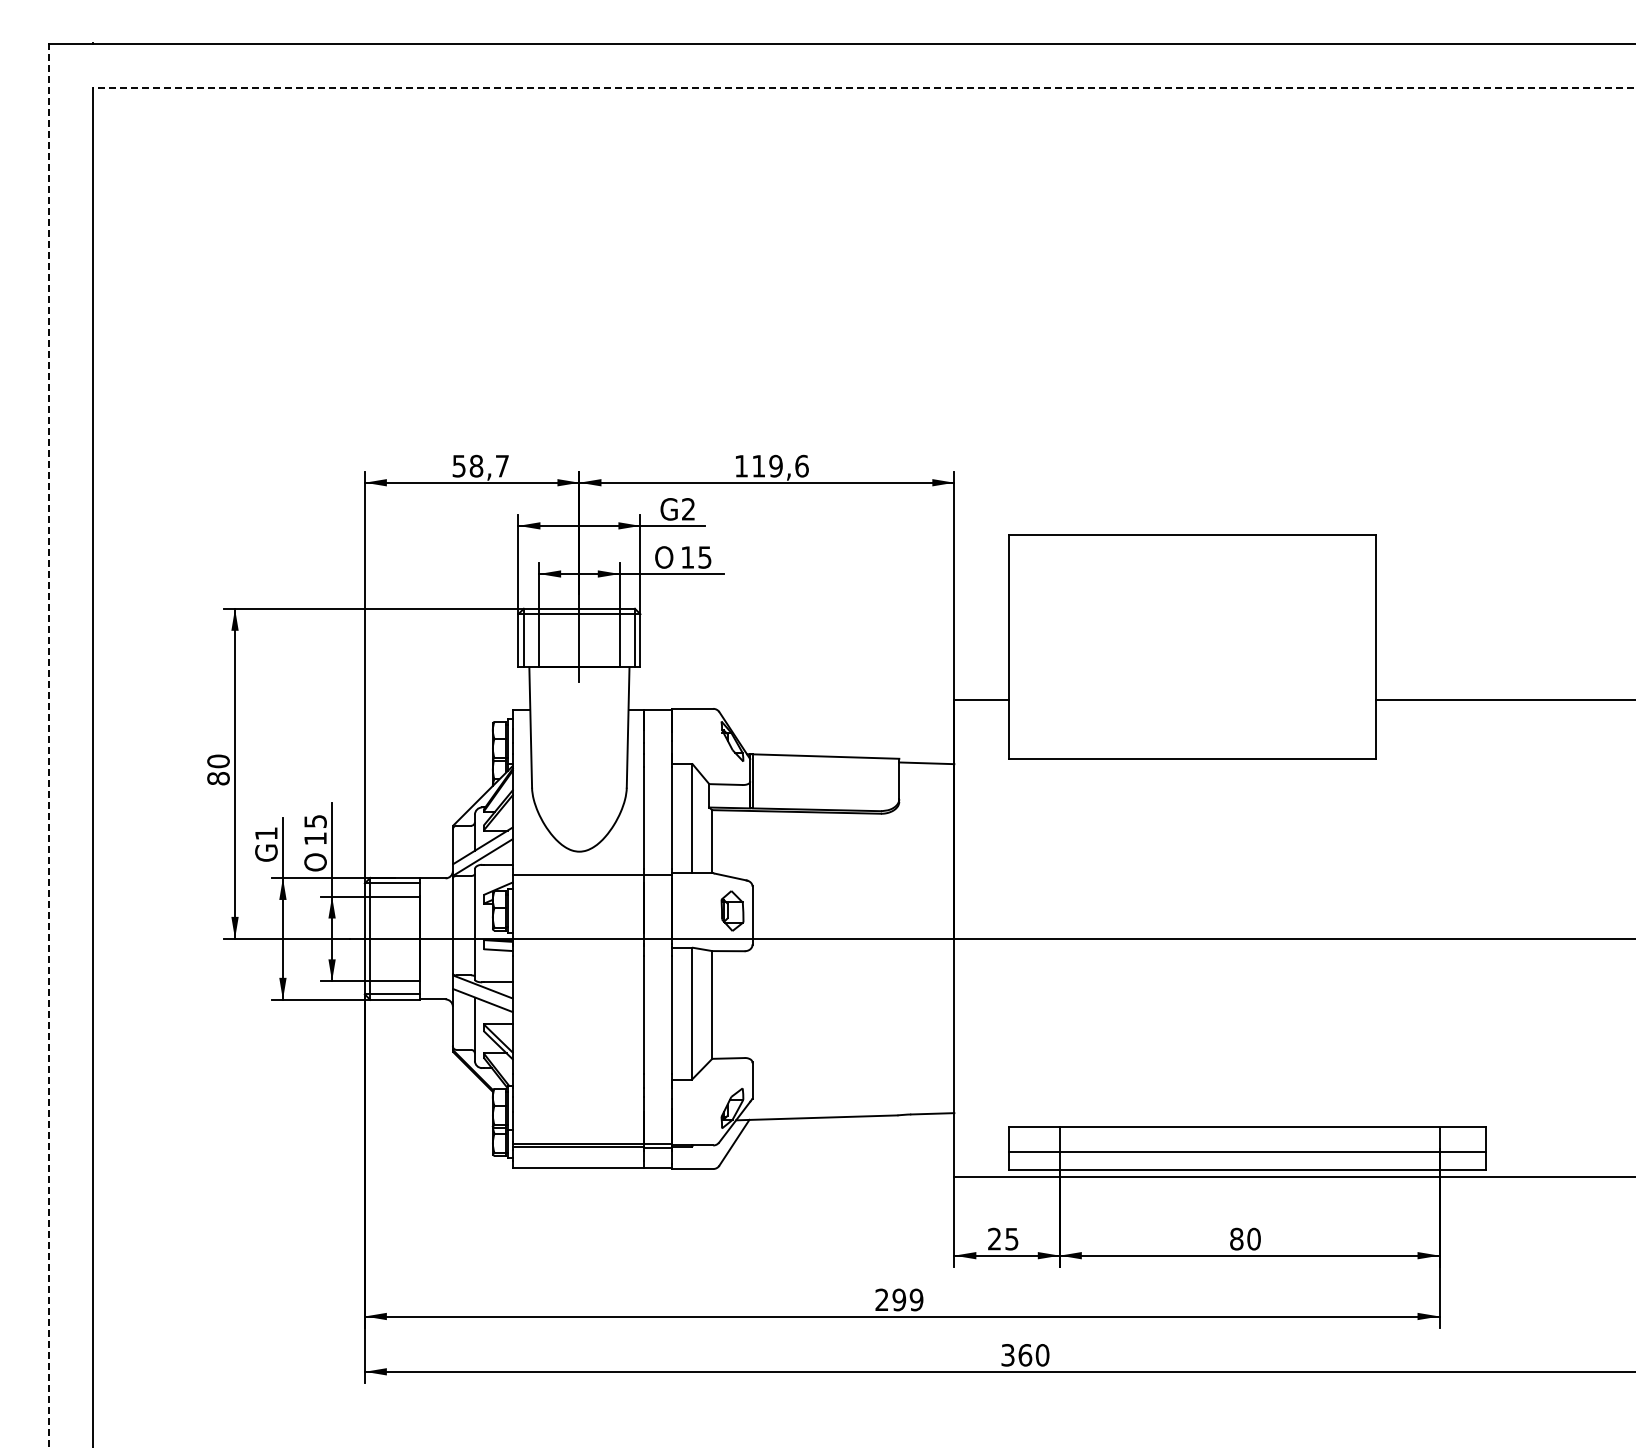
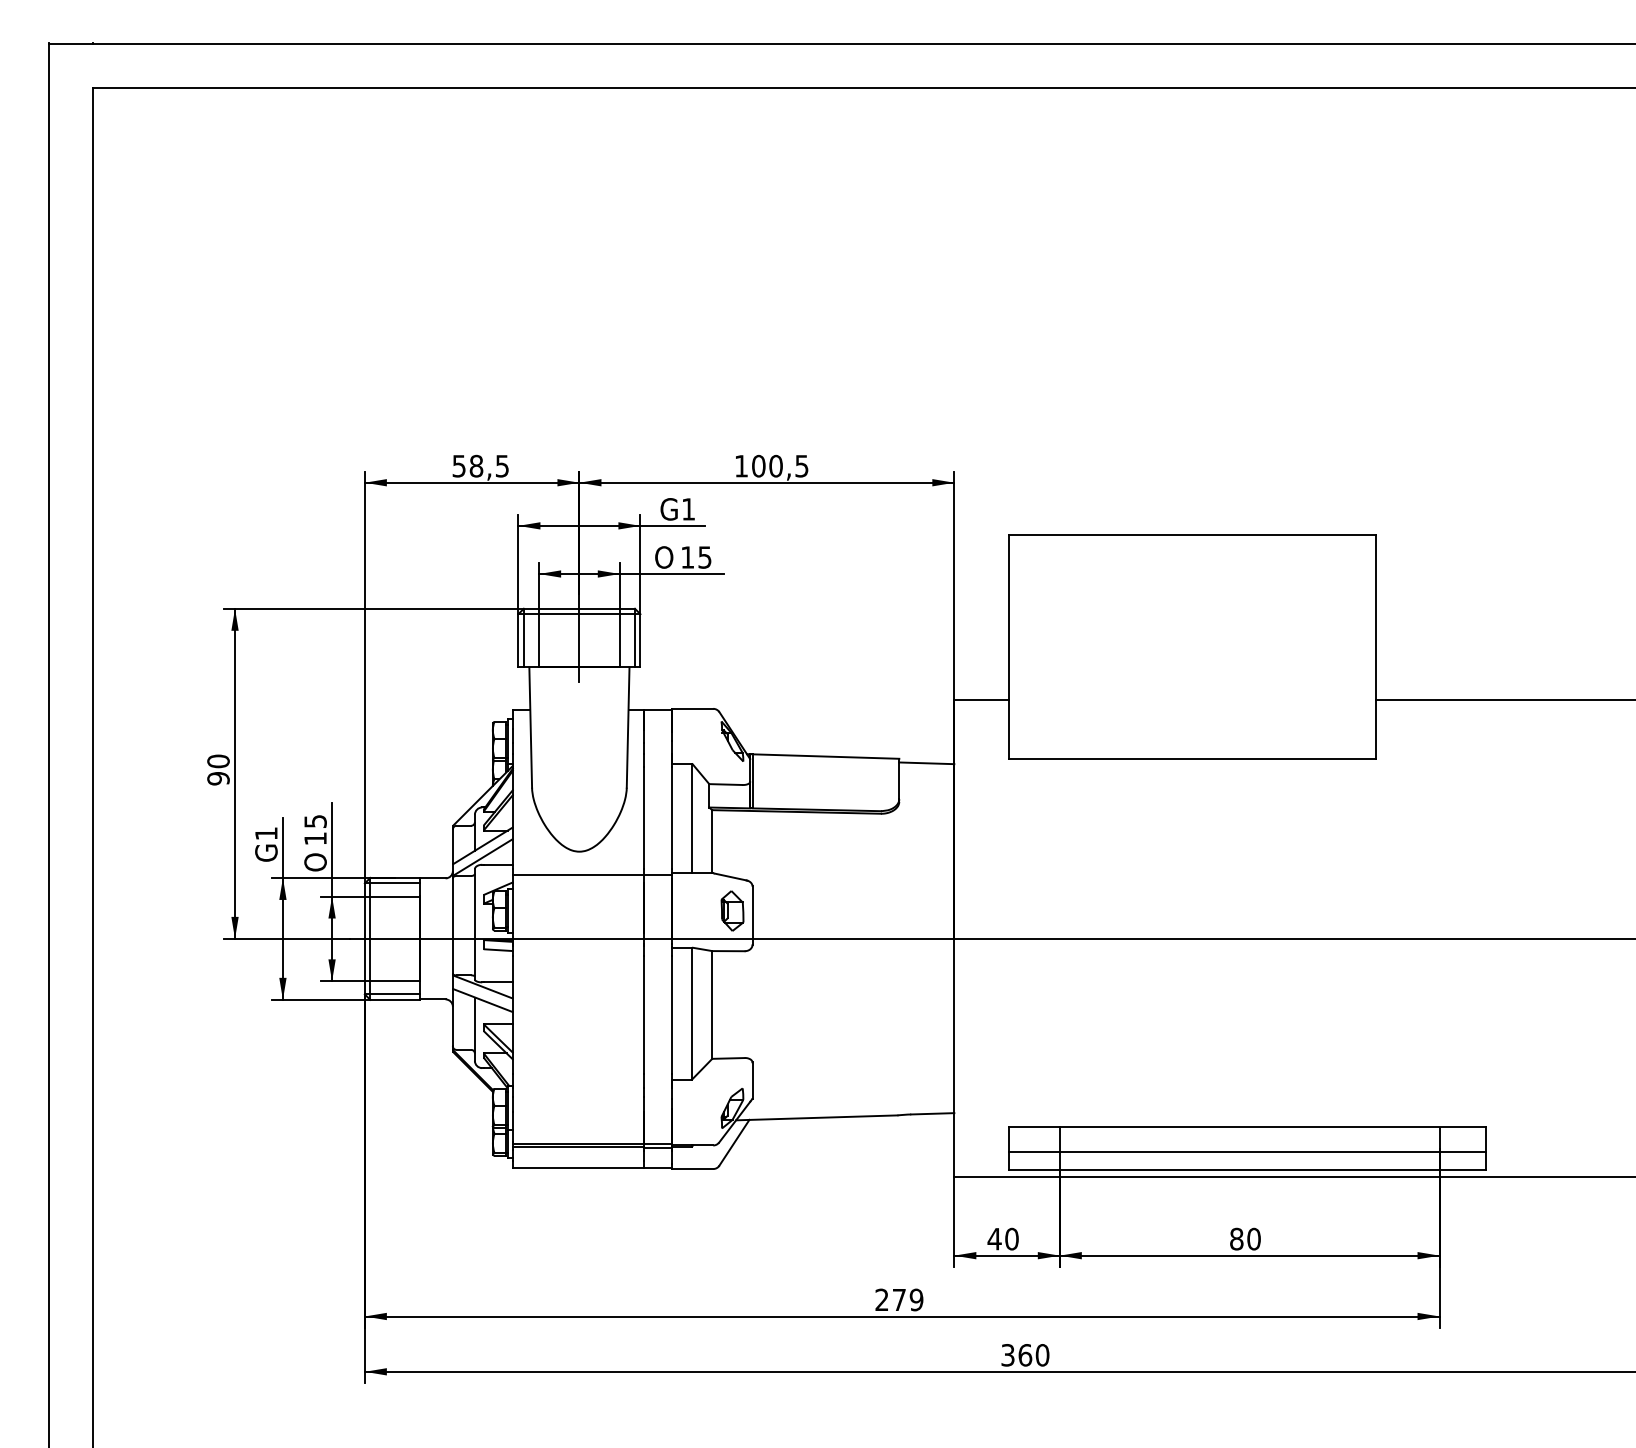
line: dashed -> solid (864, 87)
text: 119,6 -> 100,5 (780, 465)
text: 58,7 -> 58,5 (502, 466)
text: G2 -> G1 (688, 509)
line: dashed -> solid (49, 745)
text: 80 -> 90 (218, 778)
text: 25 -> 40 (1002, 1238)
text: 299 -> 279 (899, 1299)
